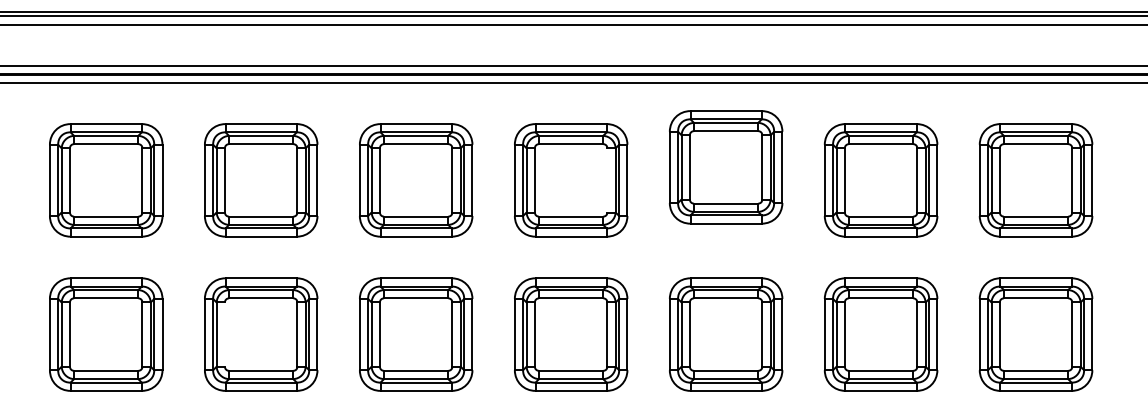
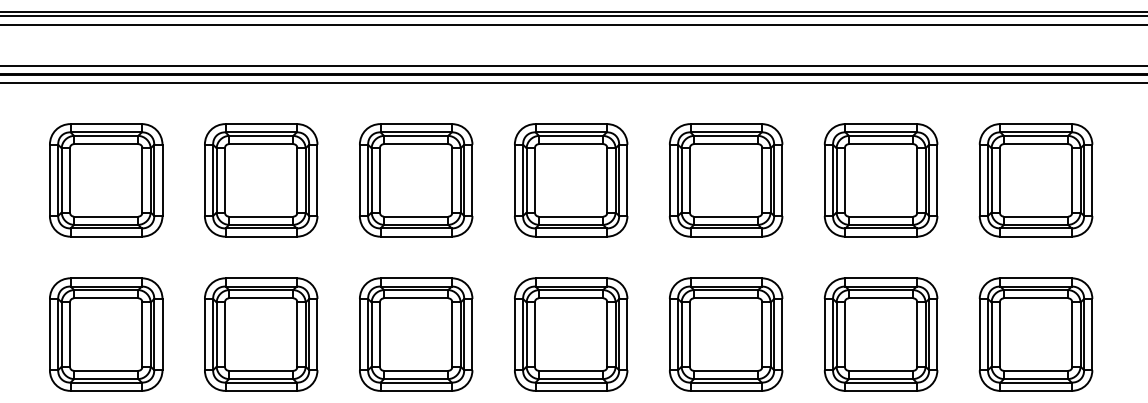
part position: (726, 167) -> (726, 180) (726, 180)
line: none -> present (607, 180)
line: none -> present (224, 334)
